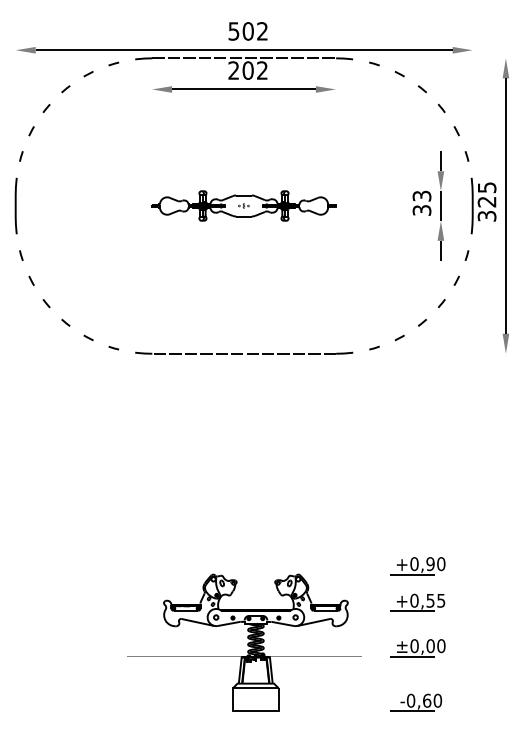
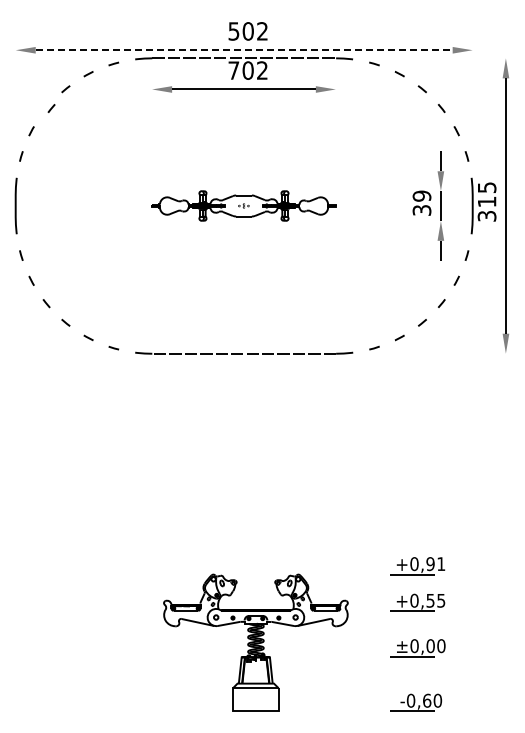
line: solid -> dashed (244, 50)
text: 202 -> 702 (233, 70)
line position: (46, 108) -> (51, 108) (51, 108)
text: 33 -> 39 (421, 195)
text: 325 -> 315 (486, 201)
text: +0,90 -> +0,91 (441, 564)
fill: present -> none (244, 656)
